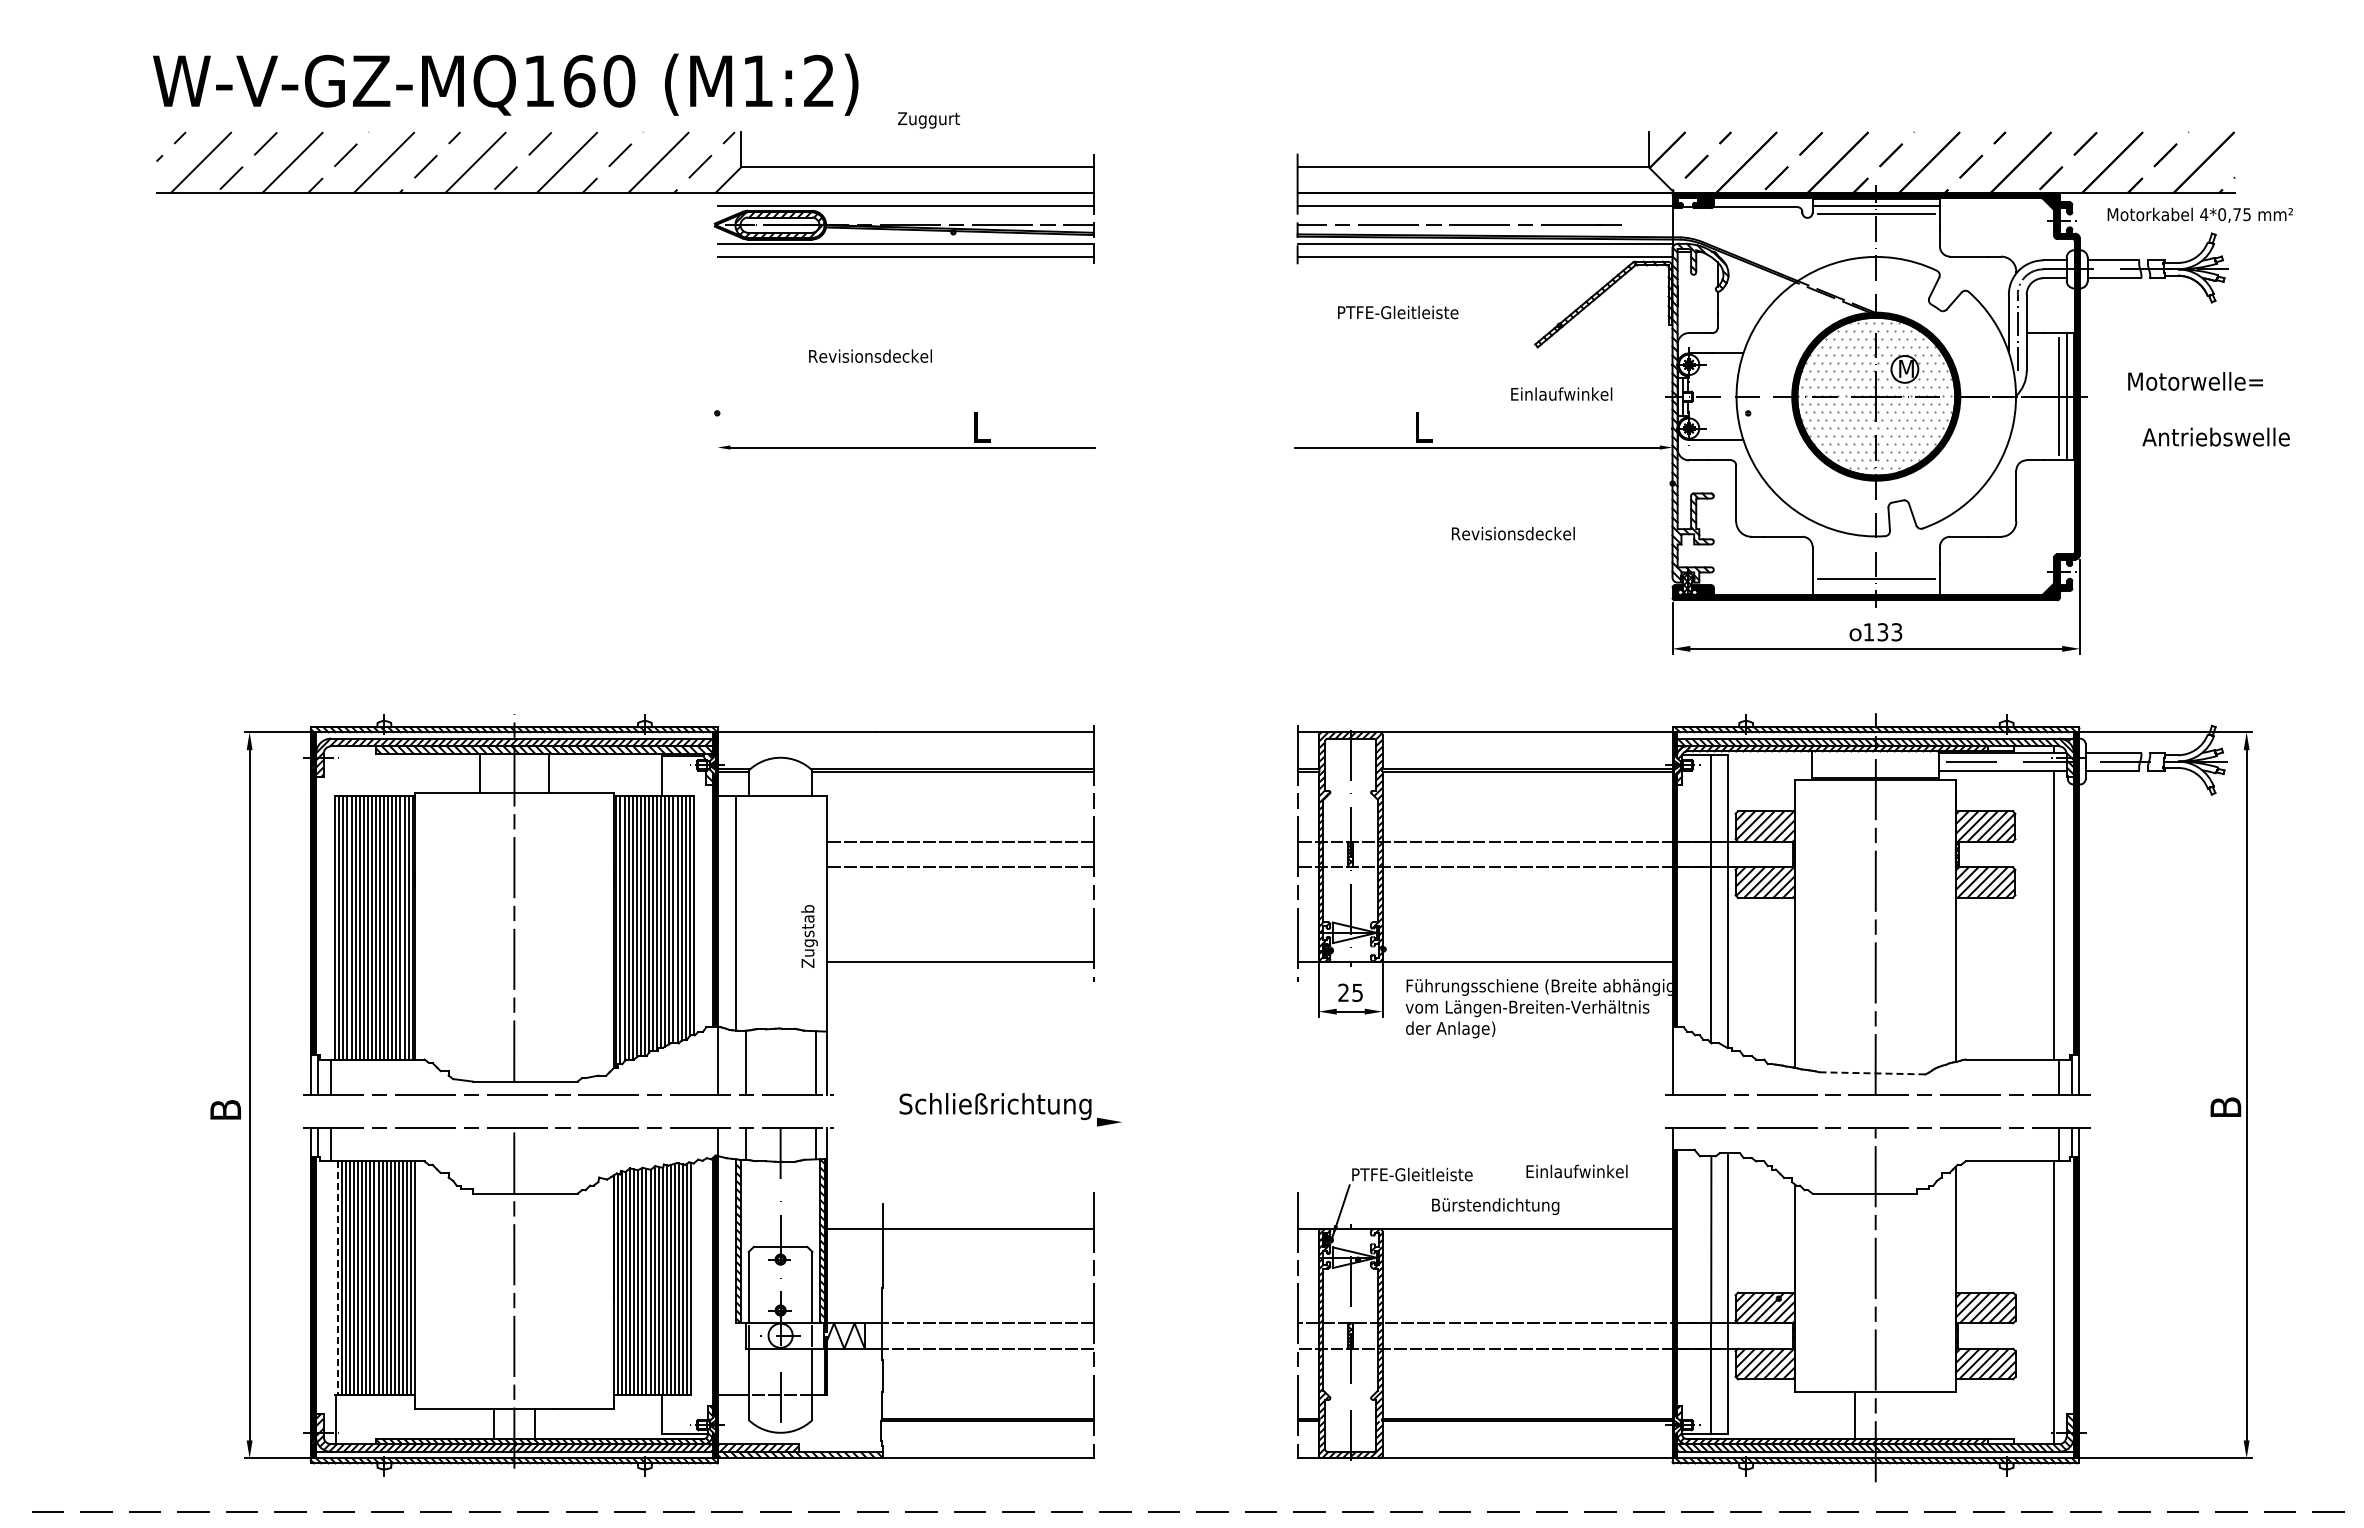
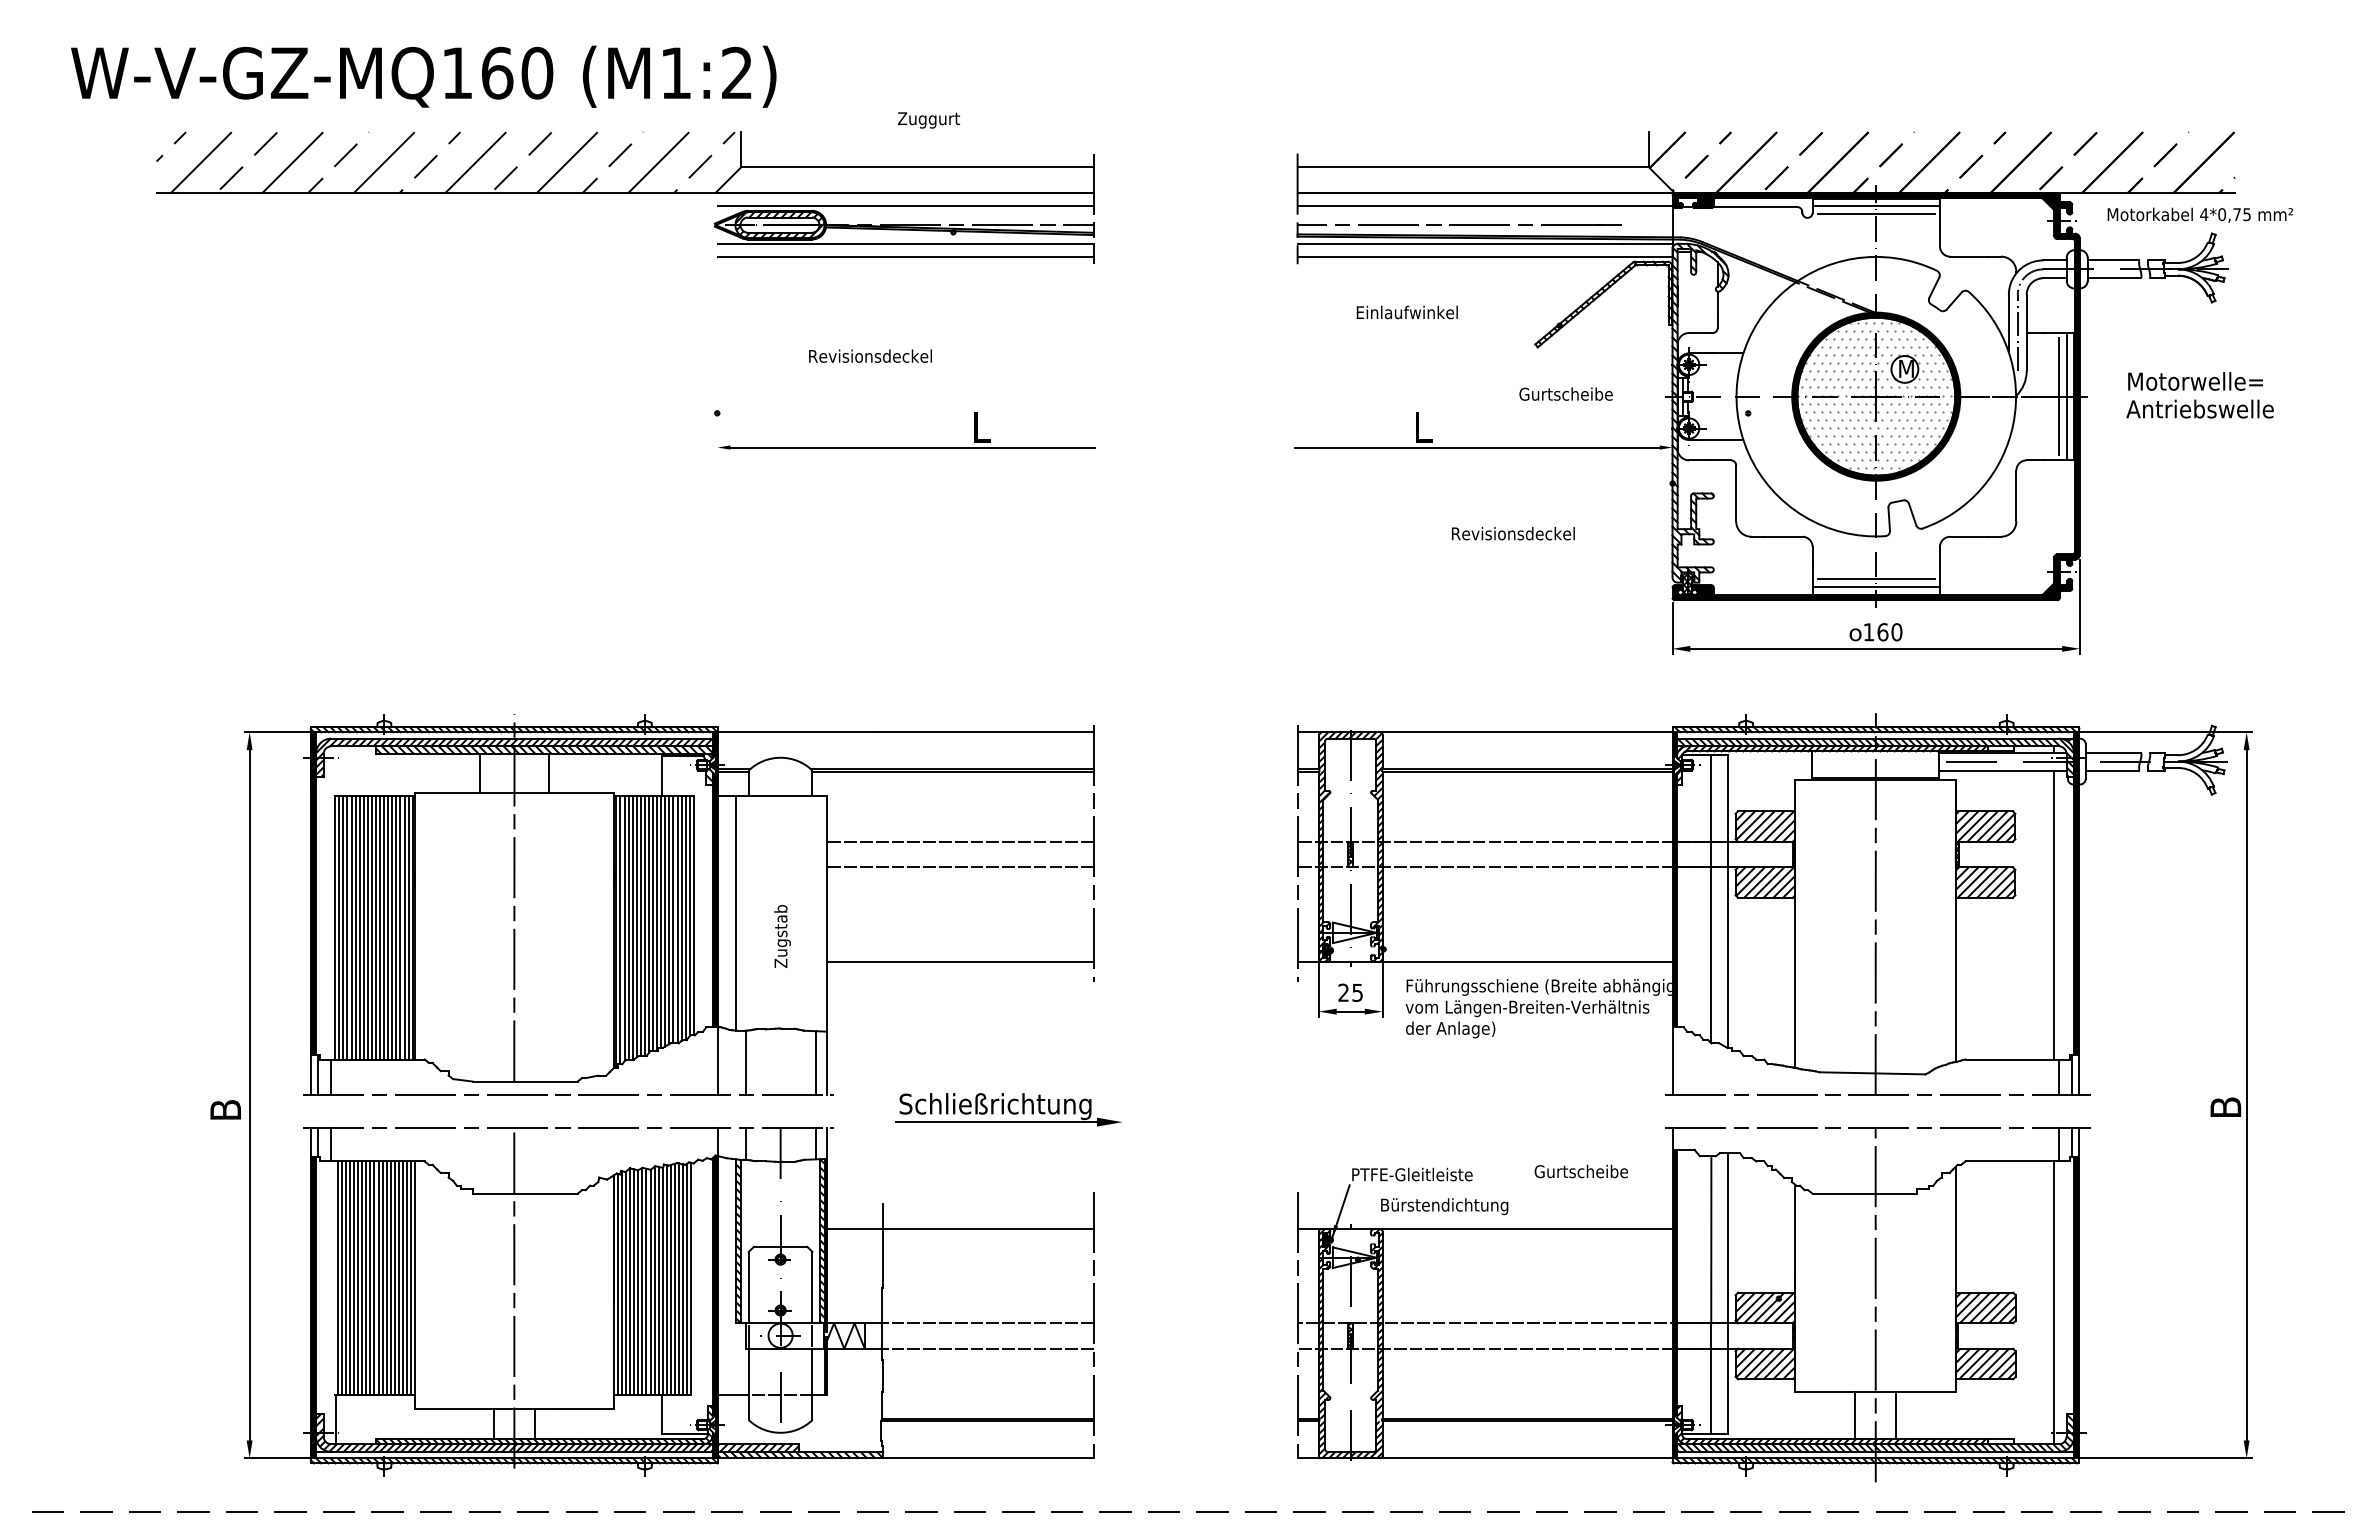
text position: (505, 84) -> (423, 76) (423, 76)
text: PTFE-Gleitleiste -> Einlaufwinkel (1398, 312)
text: Einlaufwinkel -> Gurtscheibe (1561, 393)
text position: (2215, 436) -> (2199, 408) (2199, 408)
line: none -> present (1875, 587)
text: 133 -> 160 (1889, 632)
text position: (809, 936) -> (782, 936) (782, 936)
line: dashed -> solid (1872, 1073)
line: none -> present (996, 1122)
text: Einlaufwinkel -> Gurtscheibe (1577, 1171)
text position: (1495, 1206) -> (1444, 1206) (1444, 1206)
line: dashed -> solid (337, 1278)
line: none -> present (1896, 1415)
